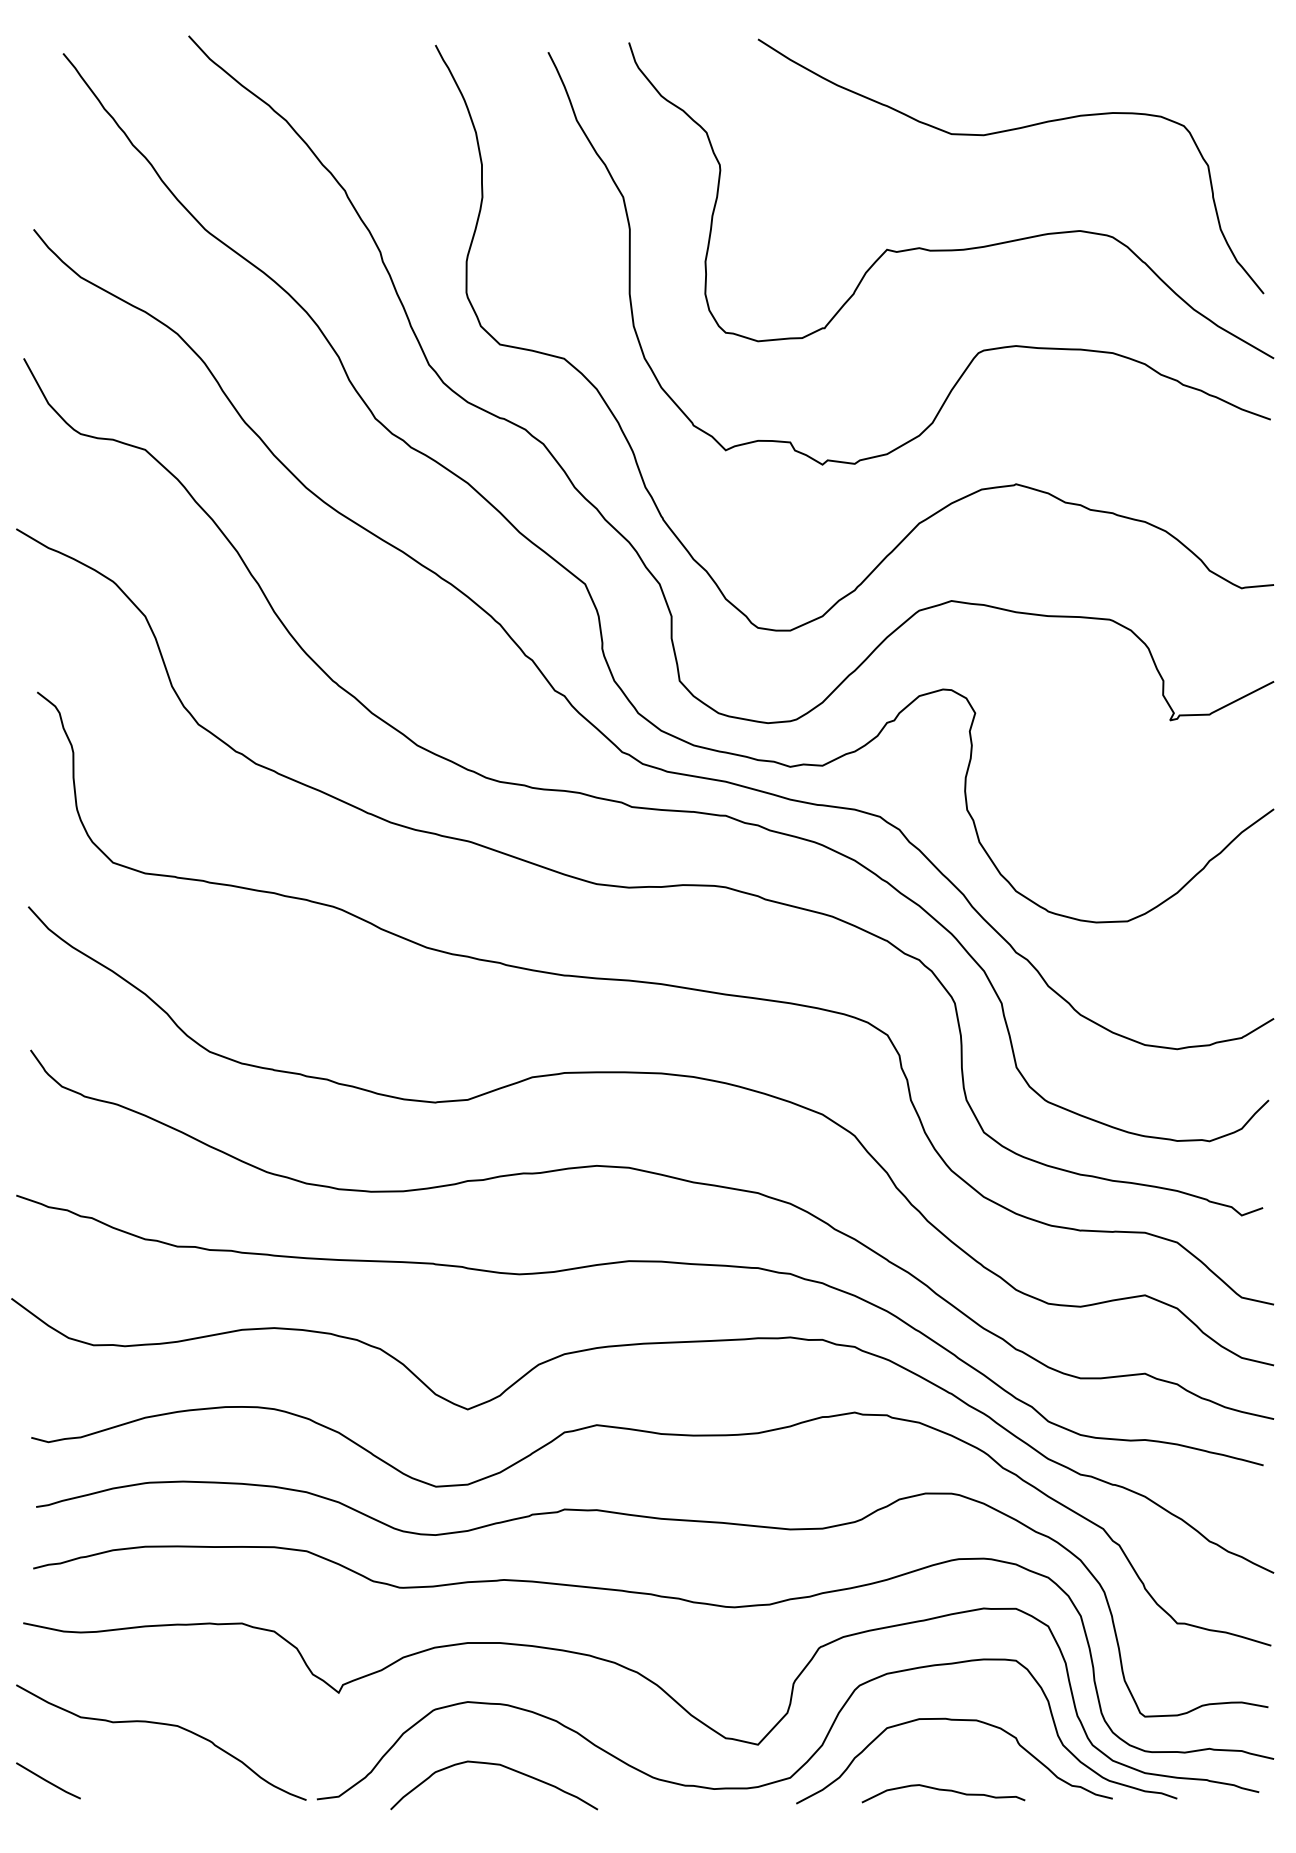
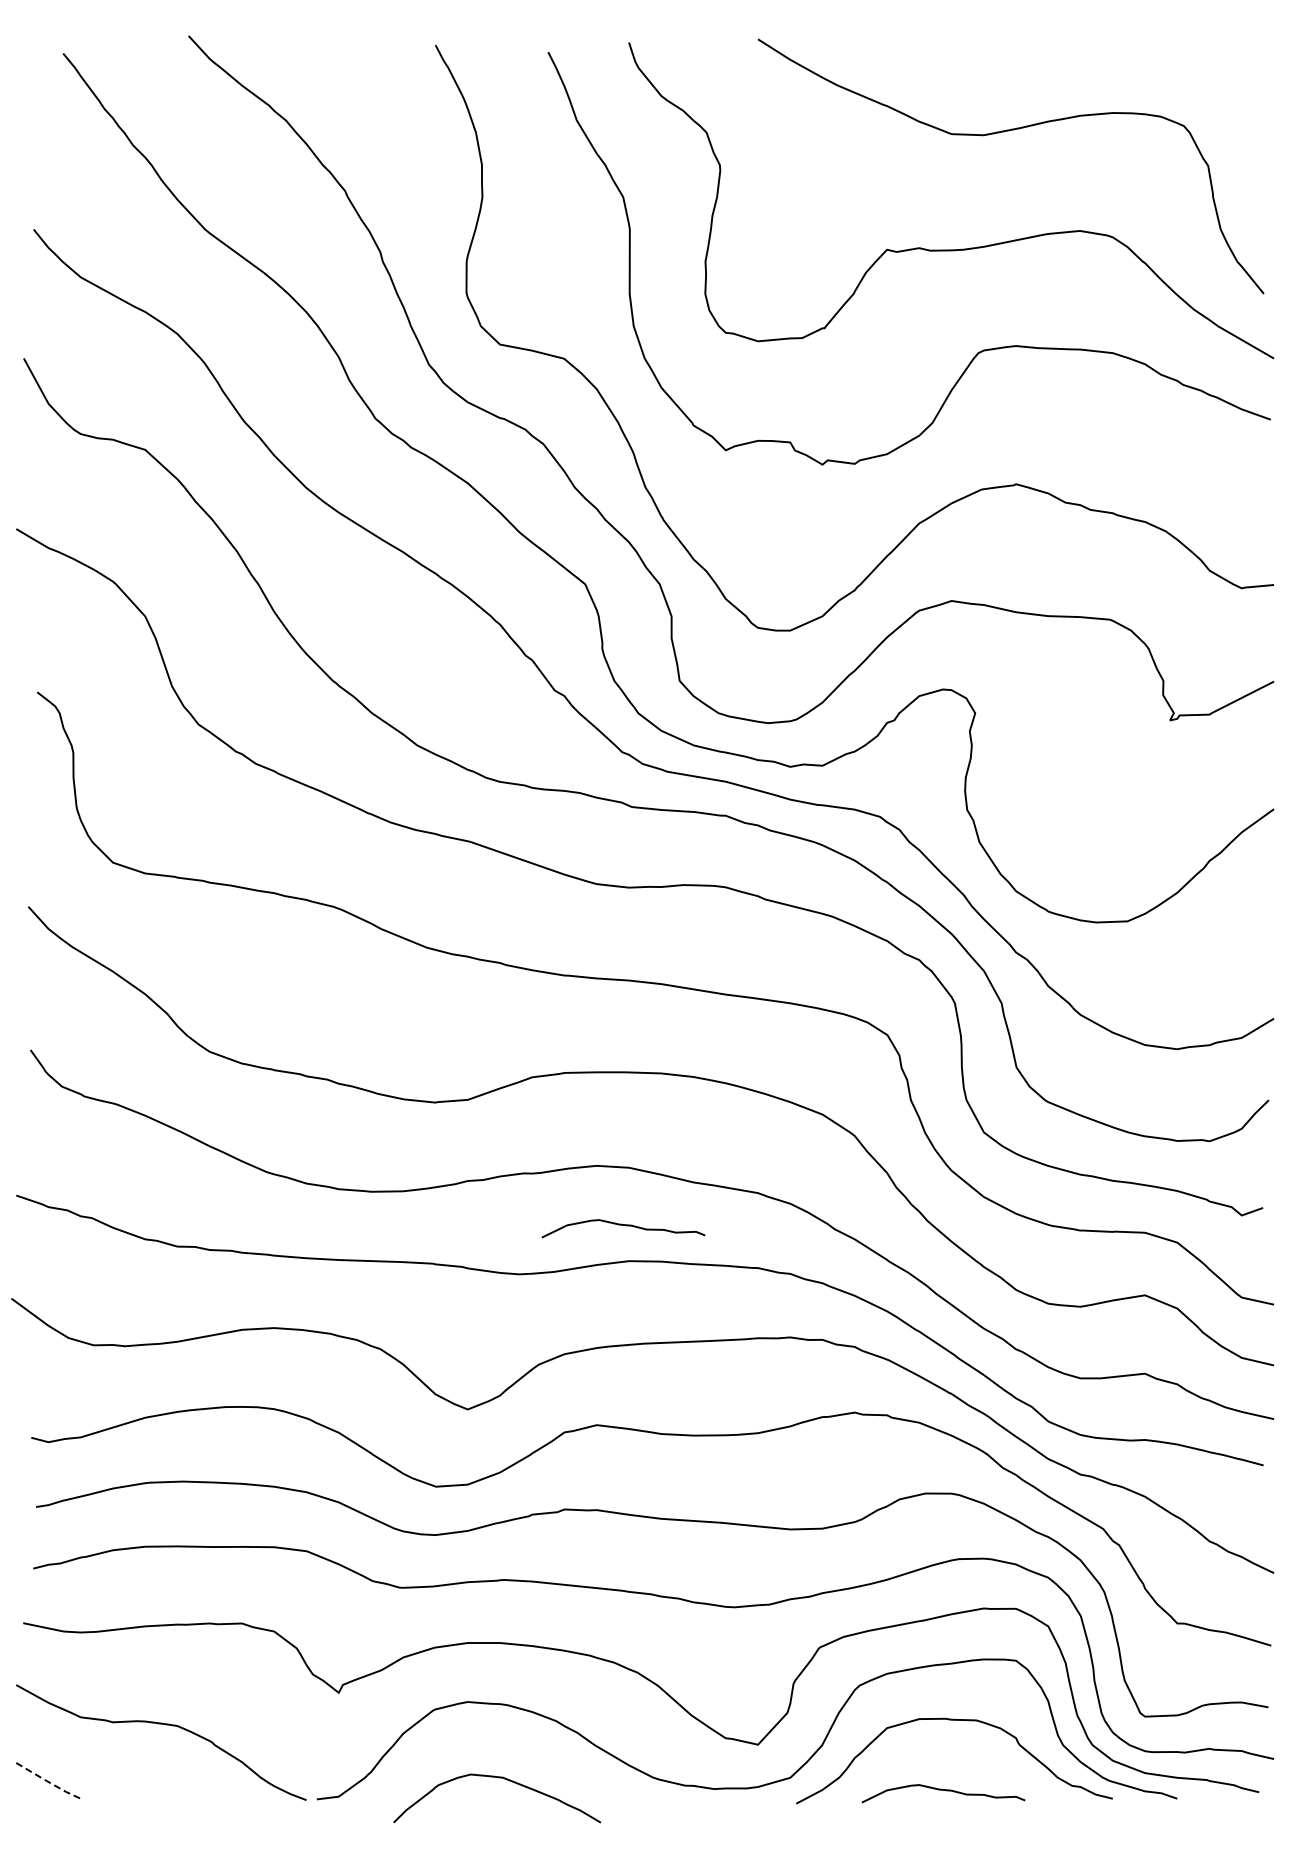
curve: none -> present (623, 1225)
curve position: (495, 1765) -> (498, 1778) (498, 1778)
line: solid -> dashed (48, 1781)
